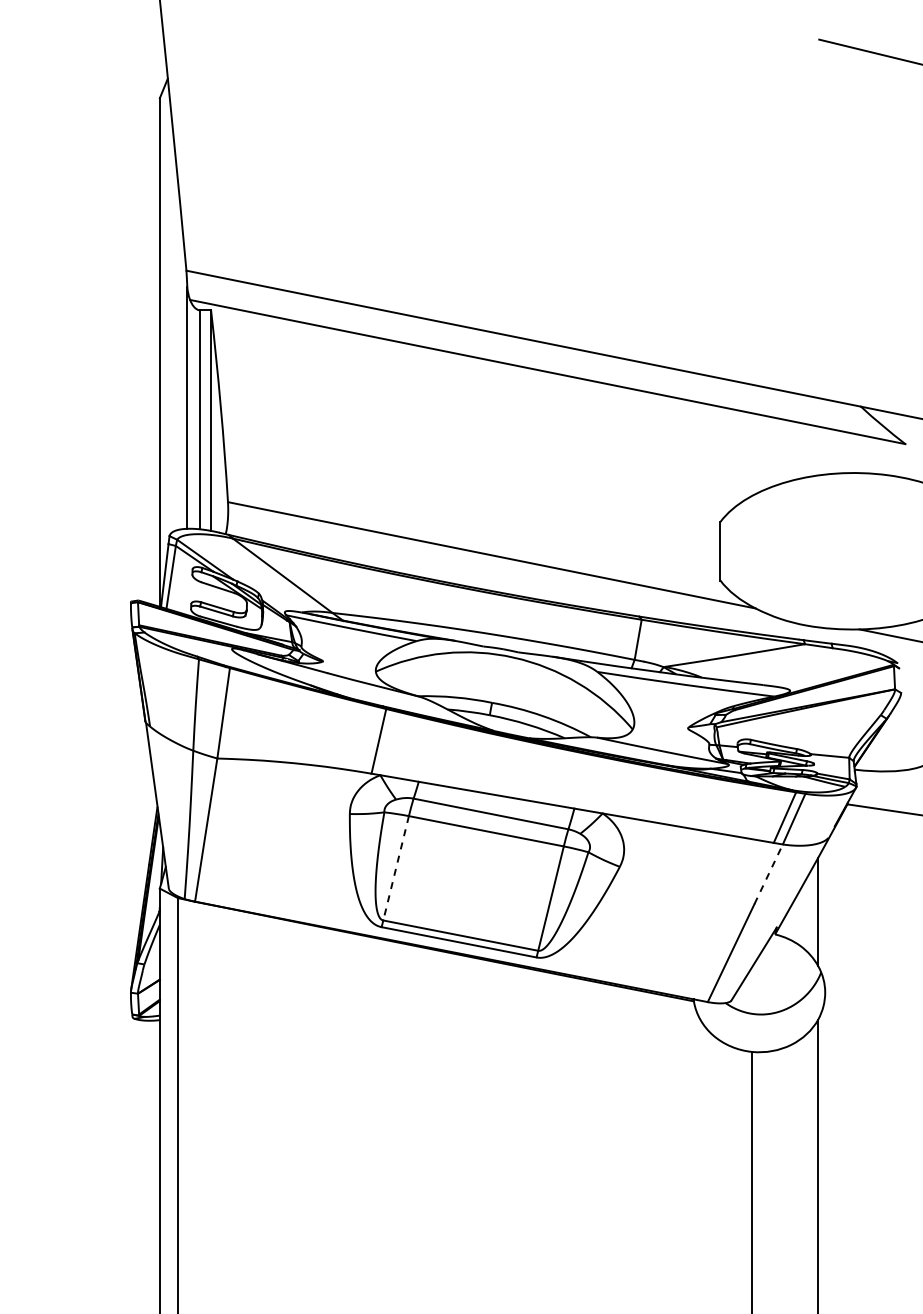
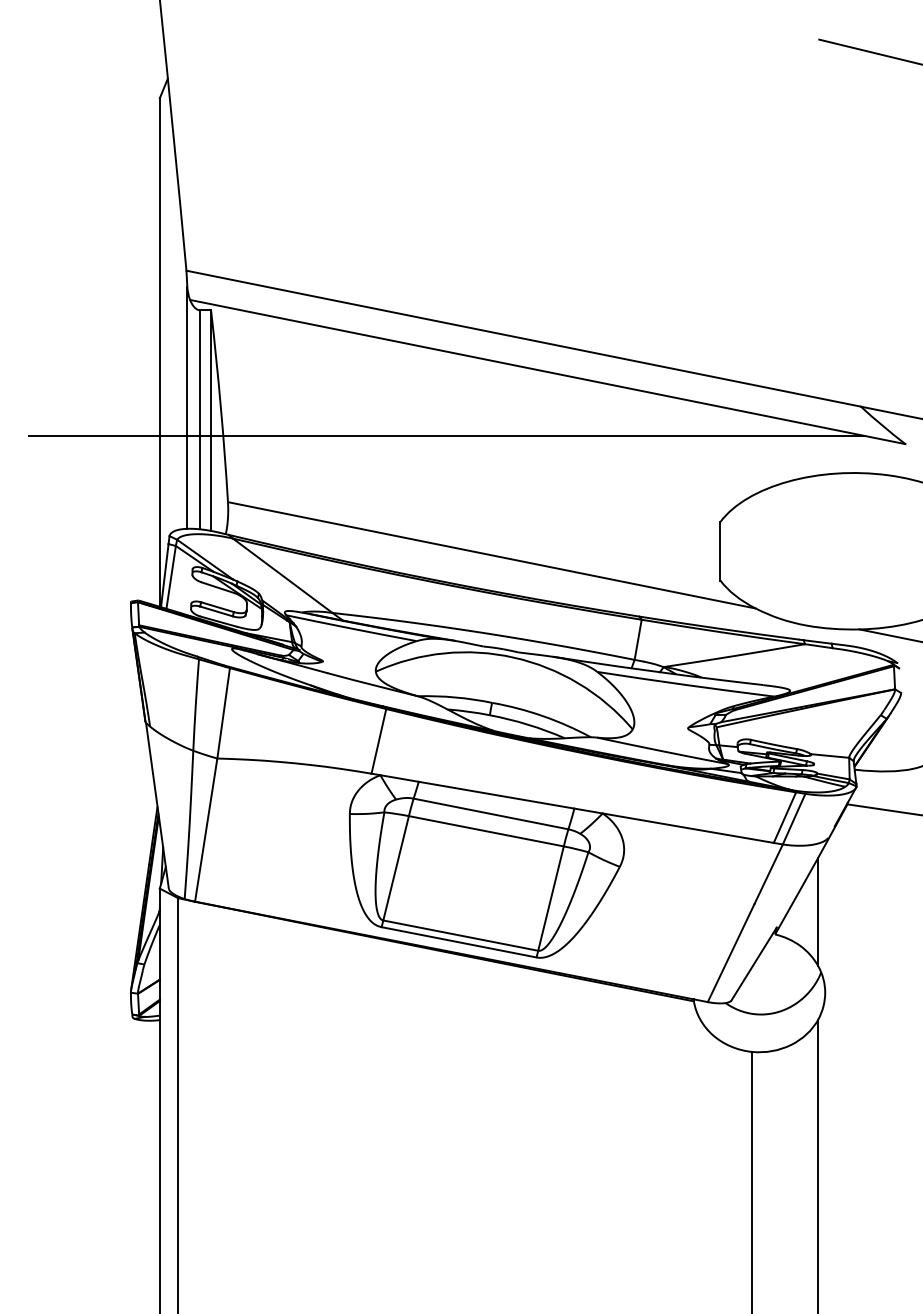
line: none -> present (473, 436)
line: dashed -> solid (396, 868)
line: dashed -> solid (768, 873)
